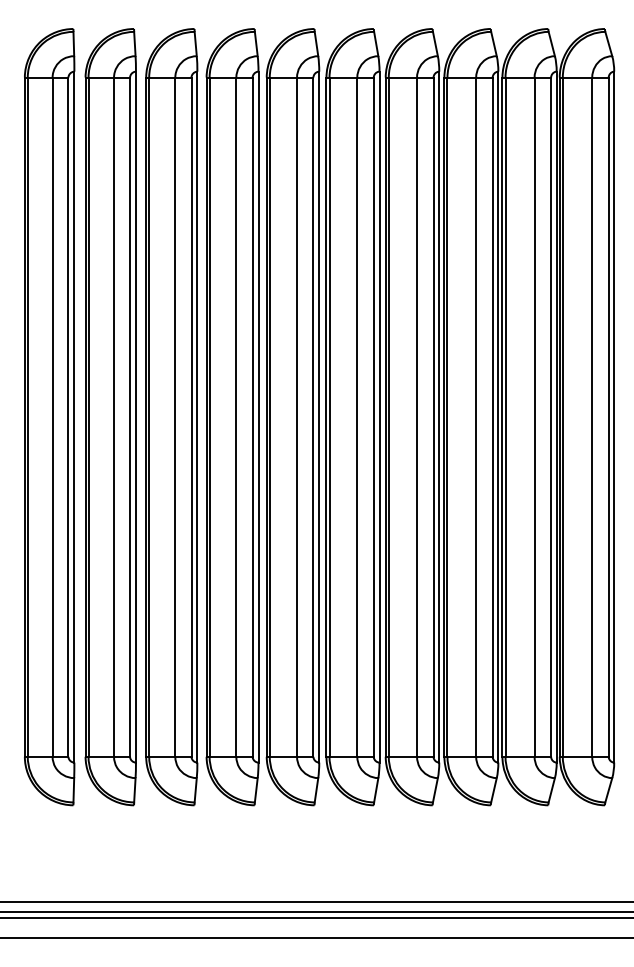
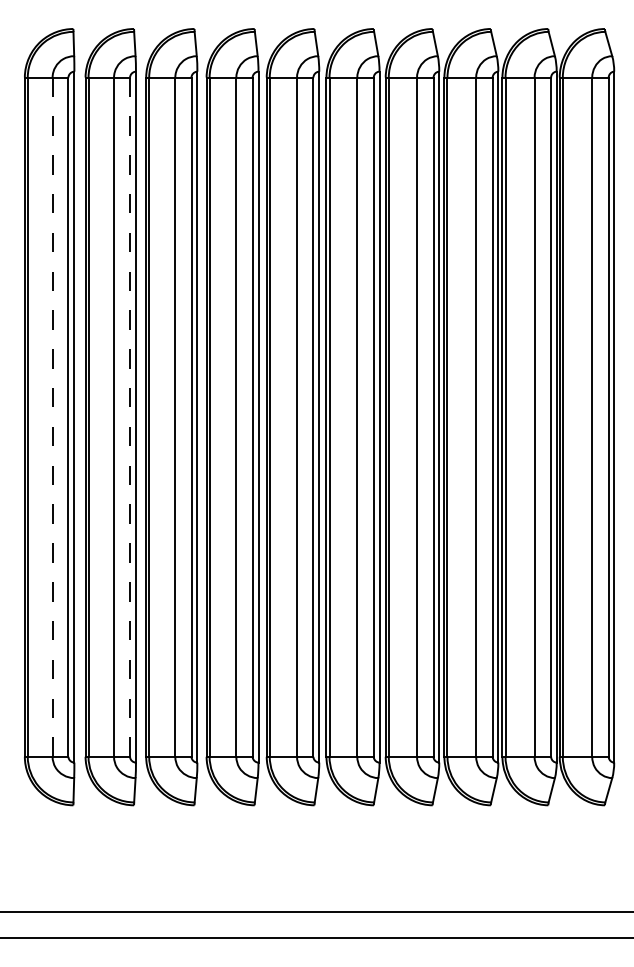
line: solid -> dashed (52, 417)
line: solid -> dashed (130, 417)
line: present -> none (316, 902)
line: present -> none (316, 917)
